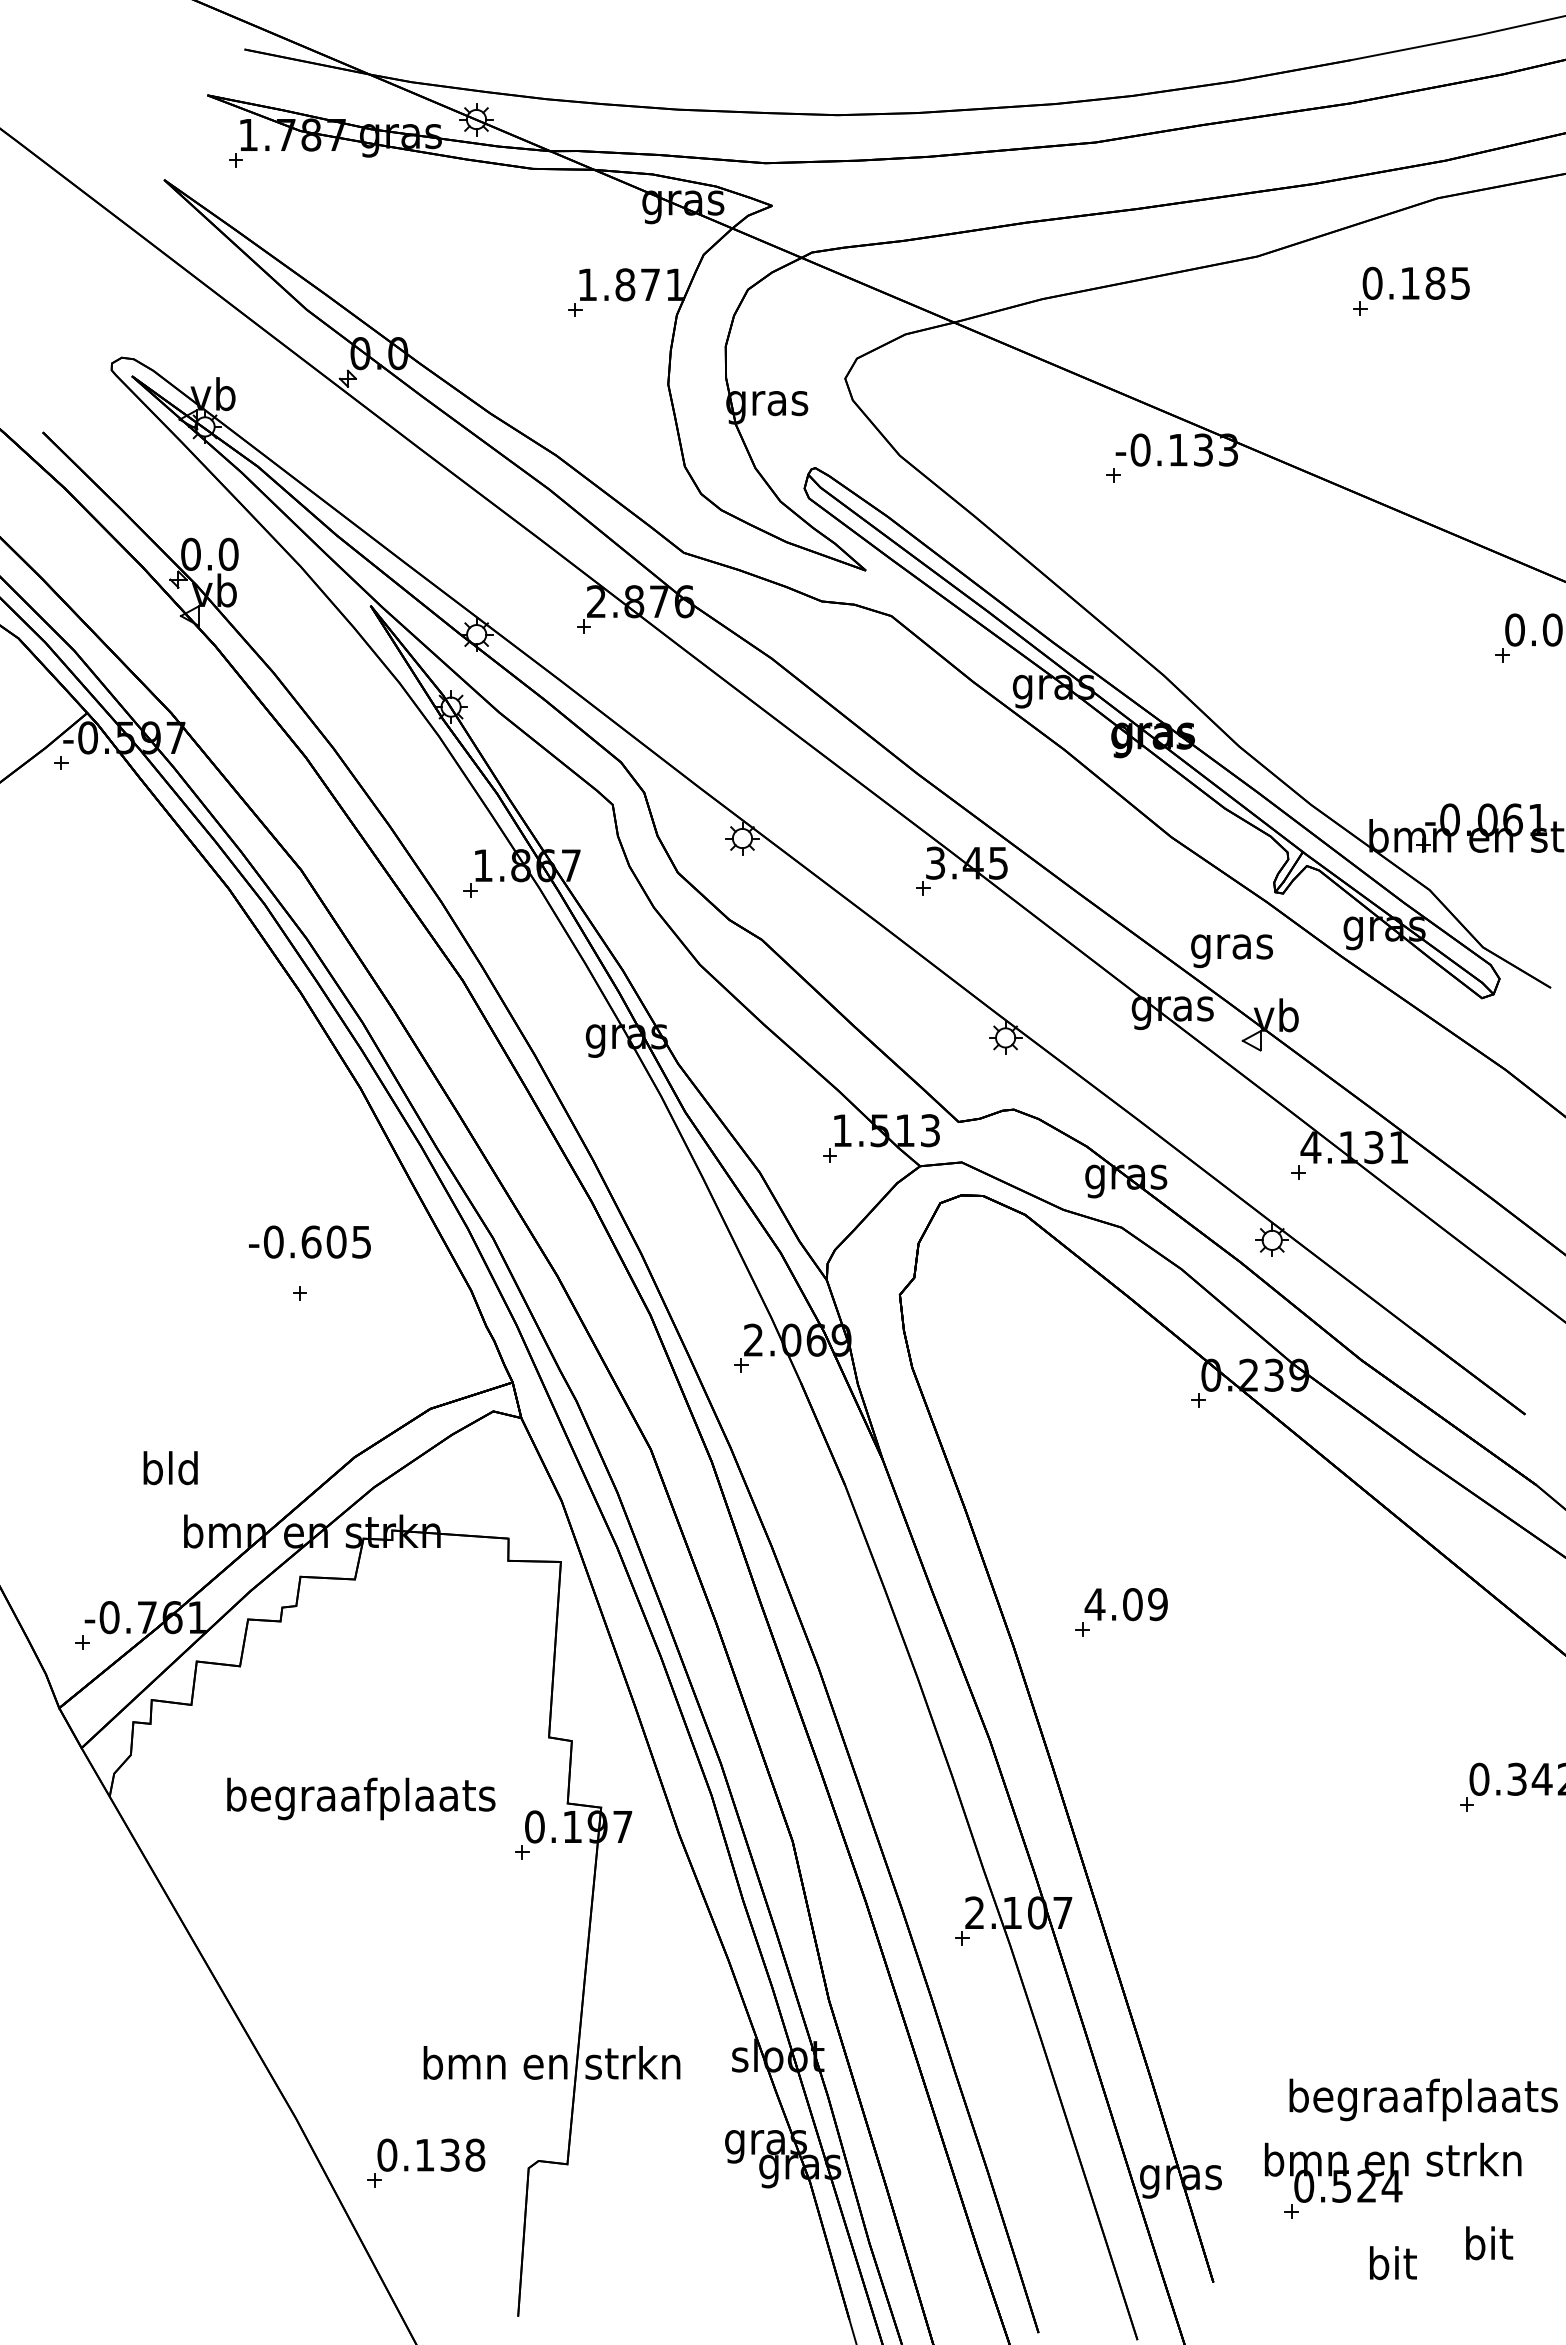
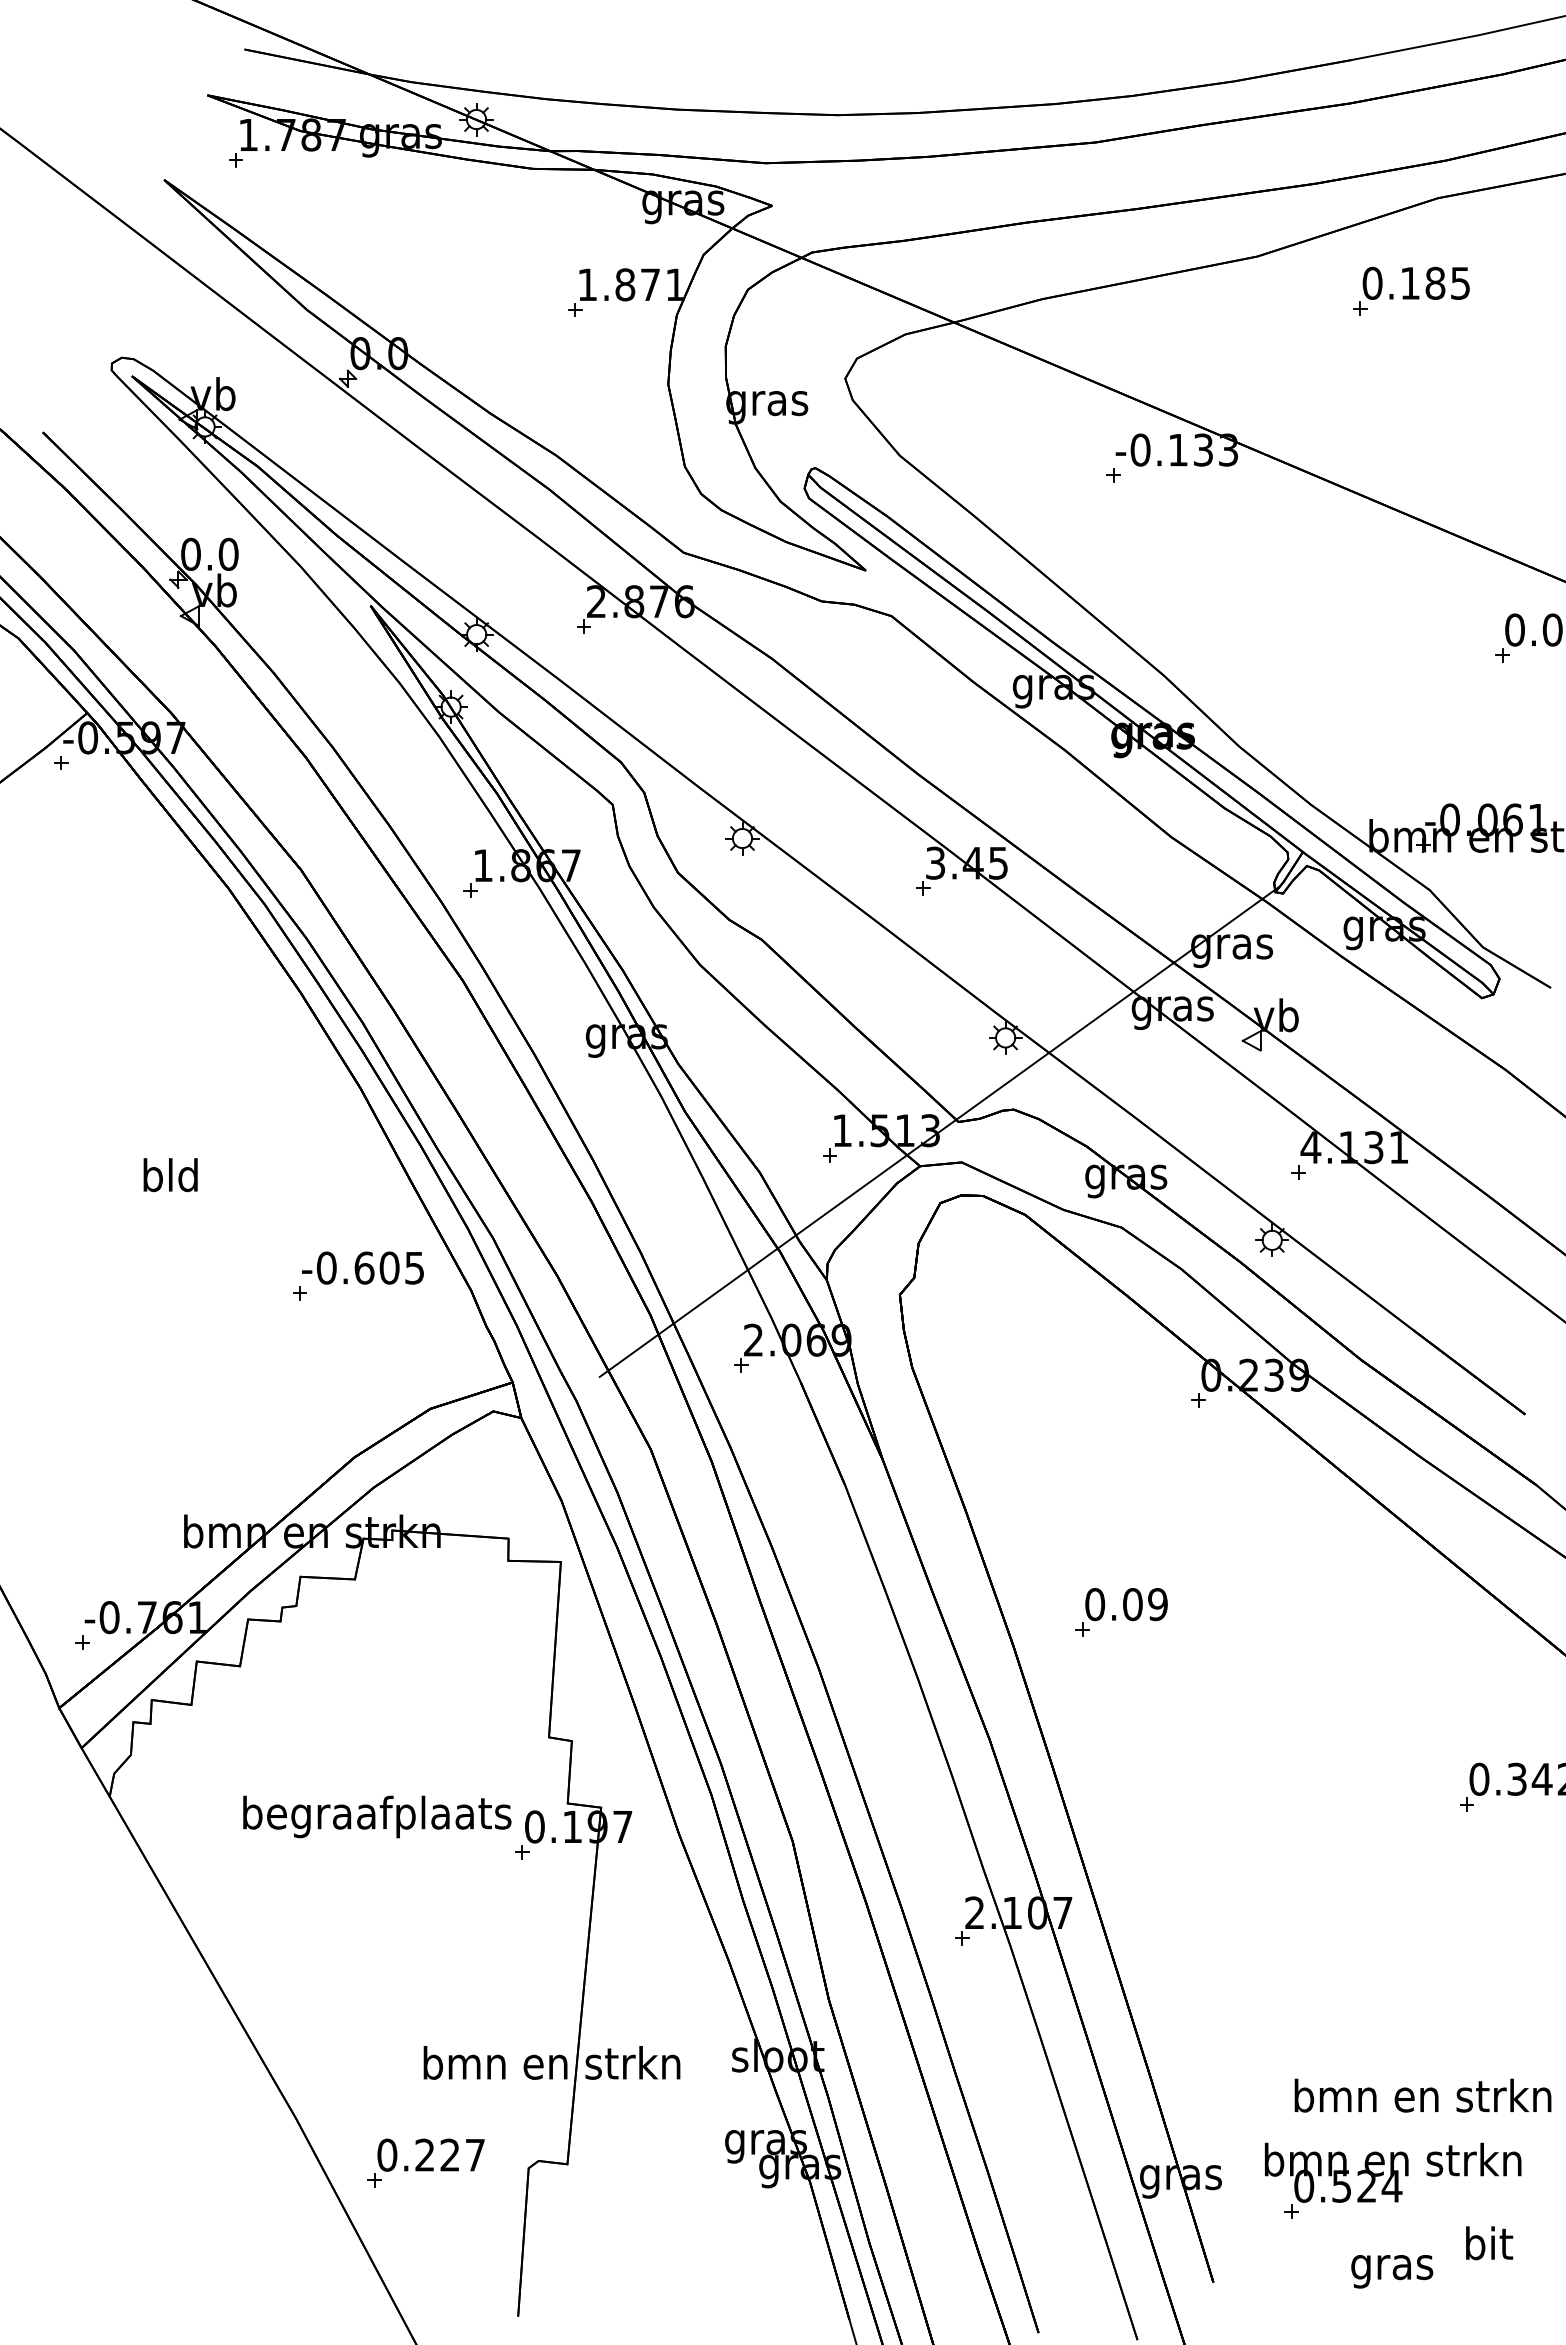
line: none -> present (938, 1131)
text position: (309, 1241) -> (362, 1267) (362, 1267)
text position: (170, 1468) -> (170, 1175) (170, 1175)
text: 4.09 -> 0.09 (1094, 1604)
text position: (361, 1798) -> (377, 1816) (377, 1816)
text: begraafplaats -> bmn en strkn (1423, 2099)
text: 0.138 -> 0.227 (450, 2154)
text: bit -> gras (1392, 2267)
